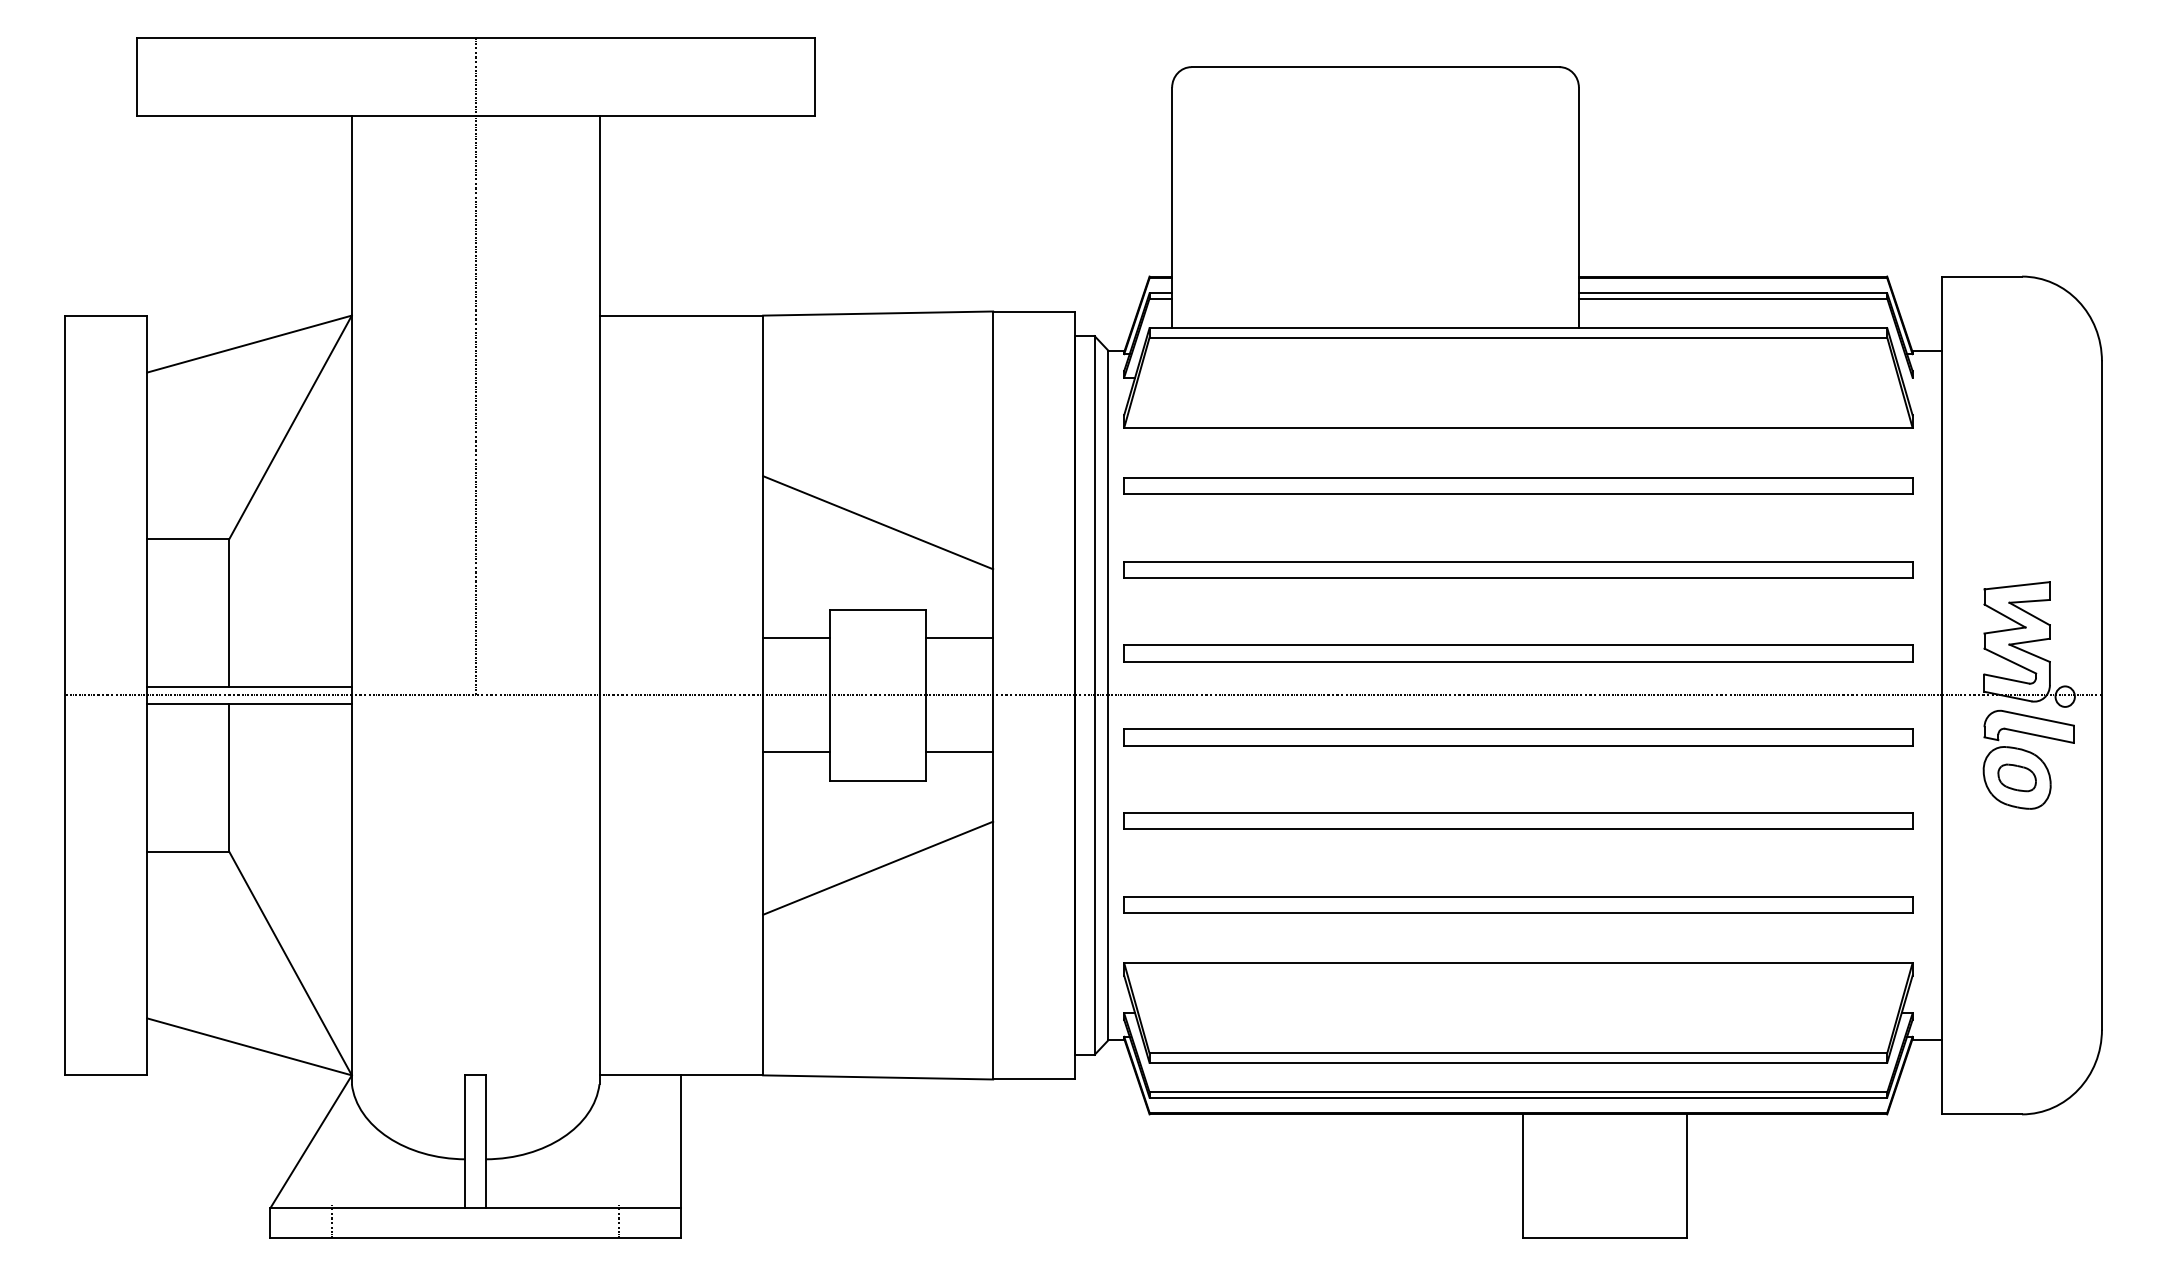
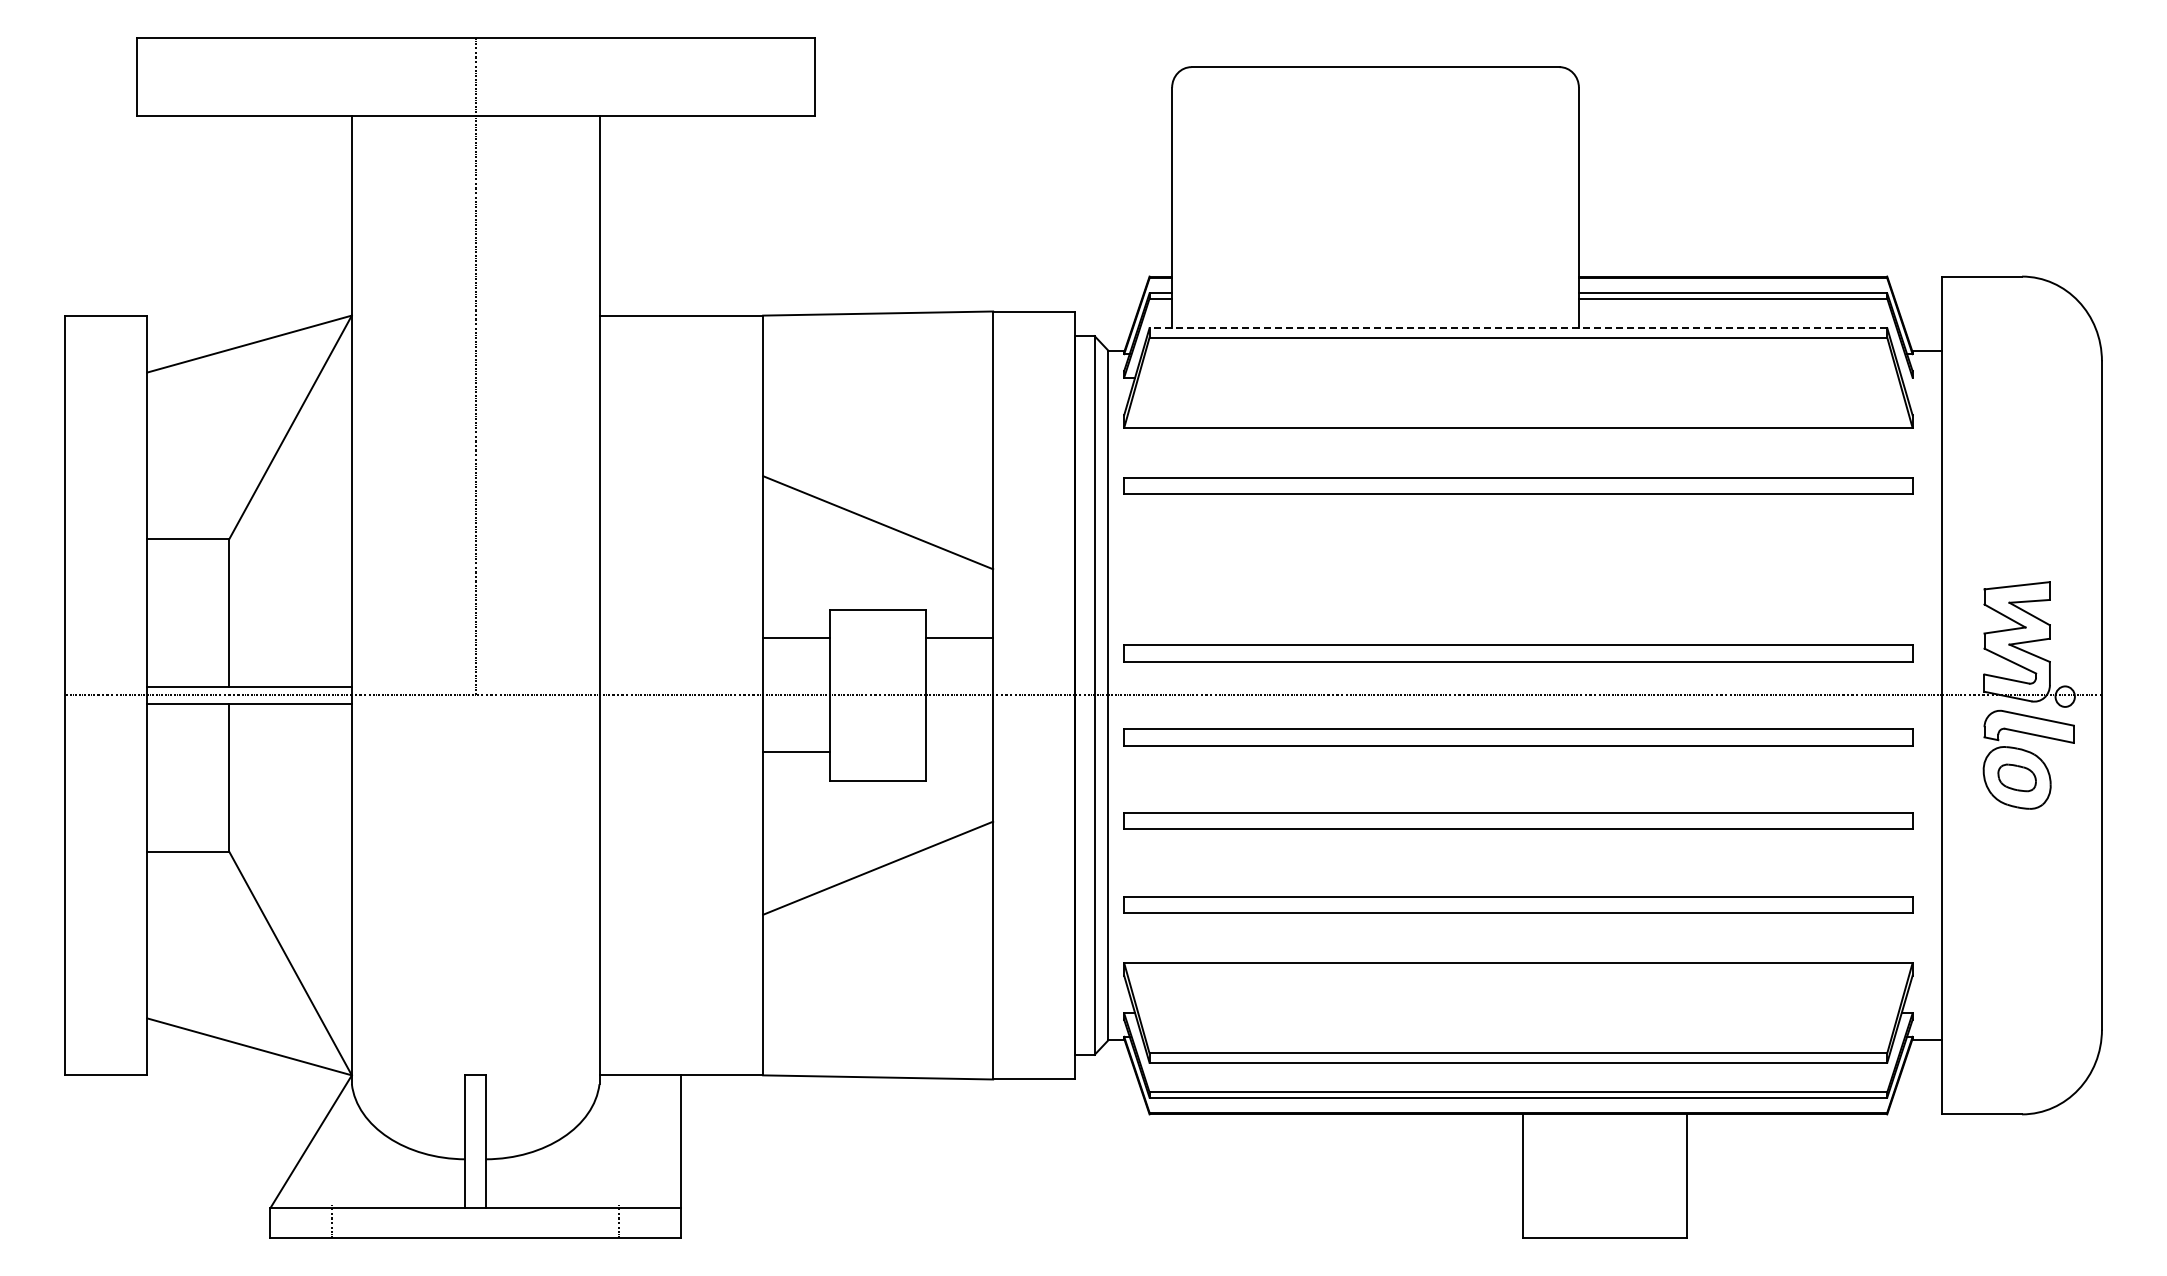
line: solid -> dashed (1518, 328)
part: present -> none (1518, 569)
line: present -> none (959, 752)
